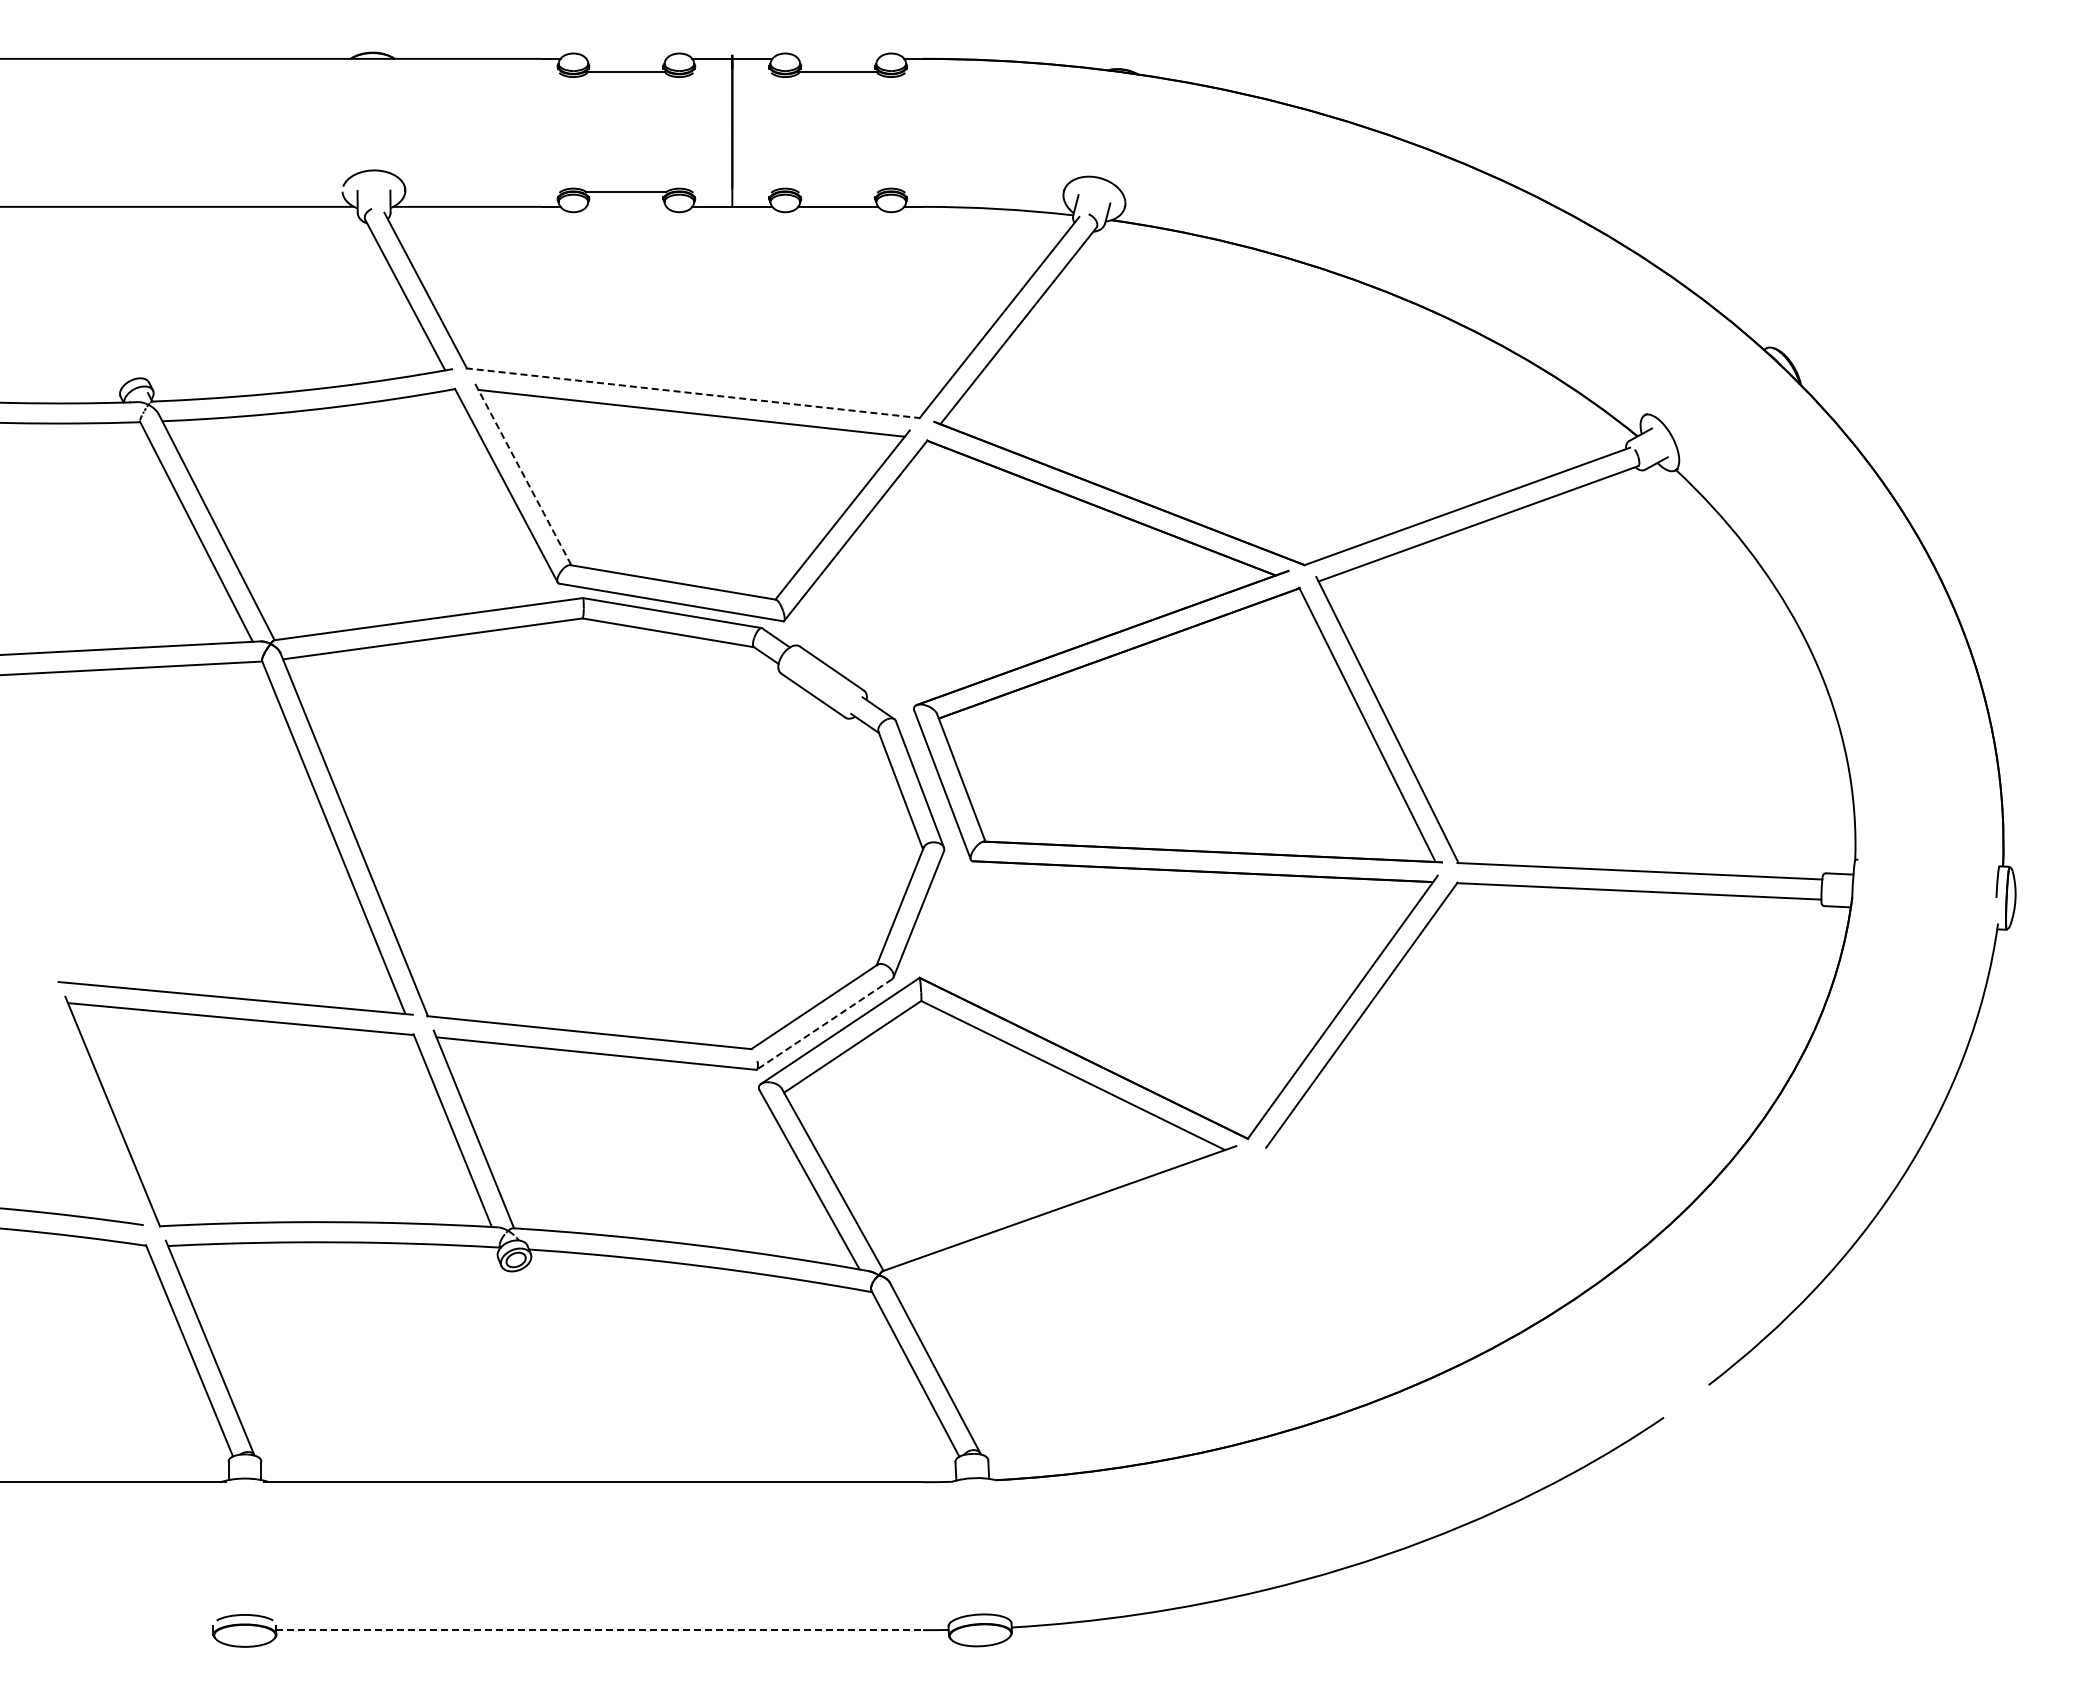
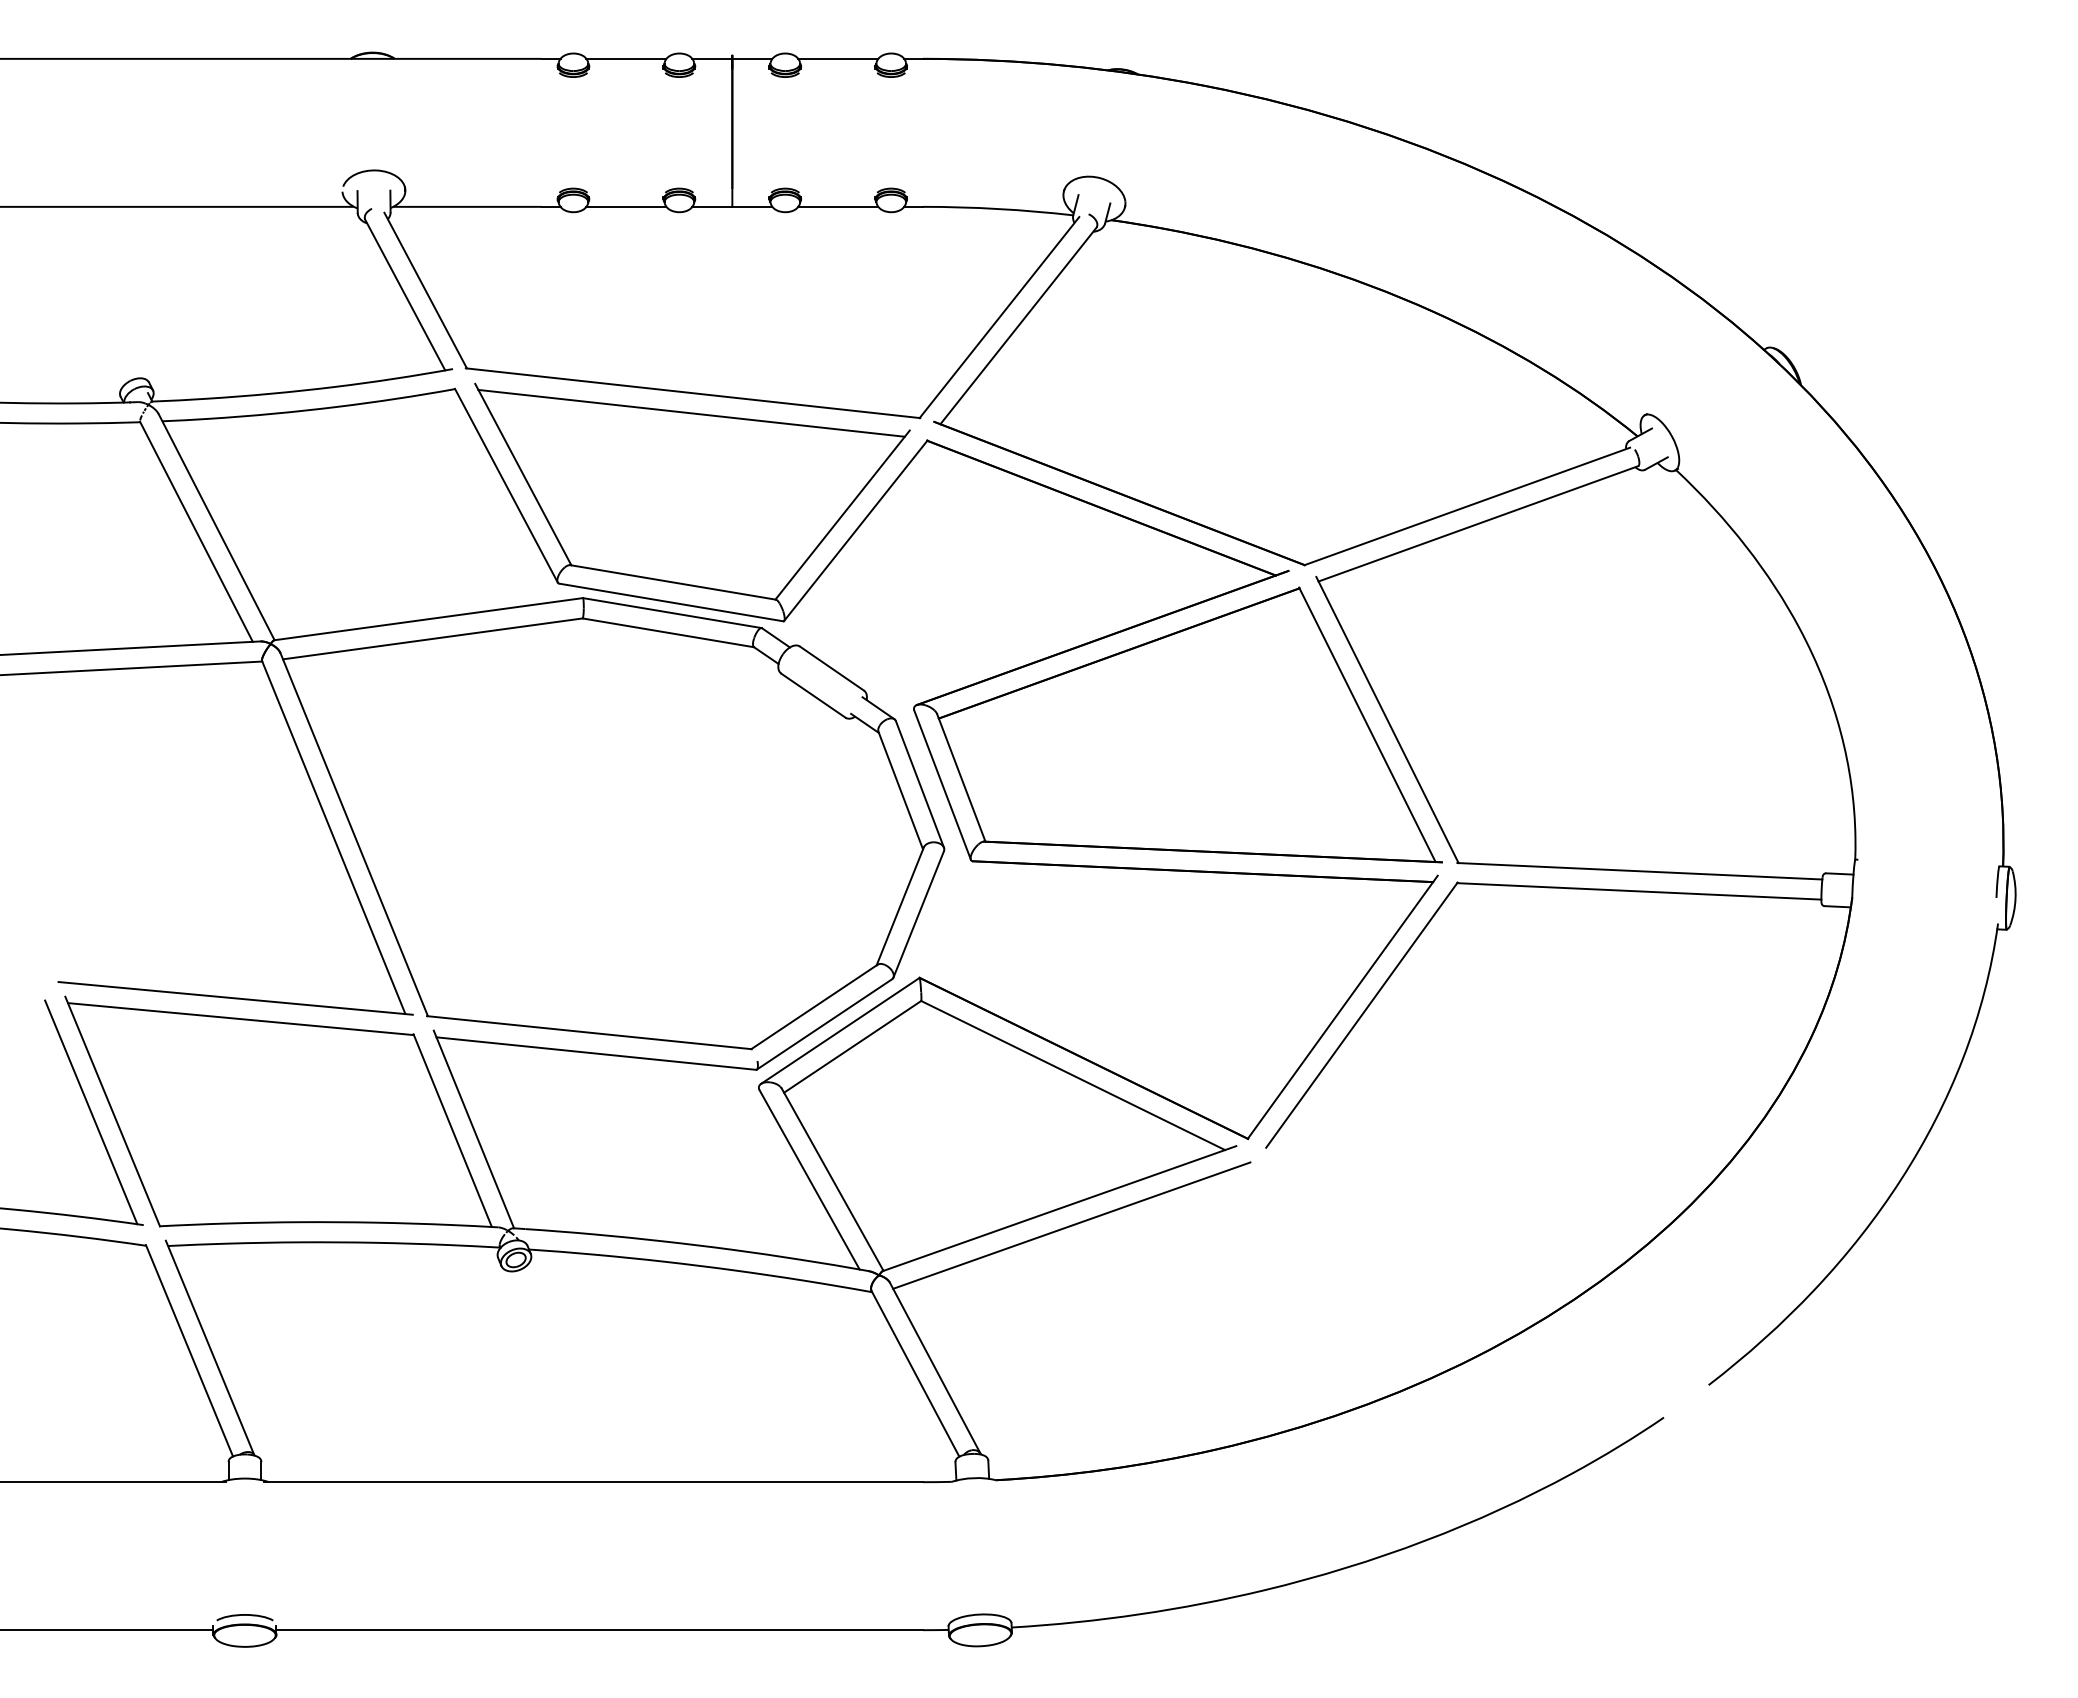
line position: (626, 71) -> (626, 58) (626, 58)
line position: (838, 71) -> (838, 58) (838, 58)
line position: (626, 191) -> (626, 206) (626, 206)
line: dashed -> solid (693, 393)
line: dashed -> solid (523, 474)
line: dashed -> solid (824, 1024)
line: none -> present (91, 1112)
line: none -> present (1071, 1225)
line: none -> present (107, 1630)
line: dashed -> solid (600, 1630)
